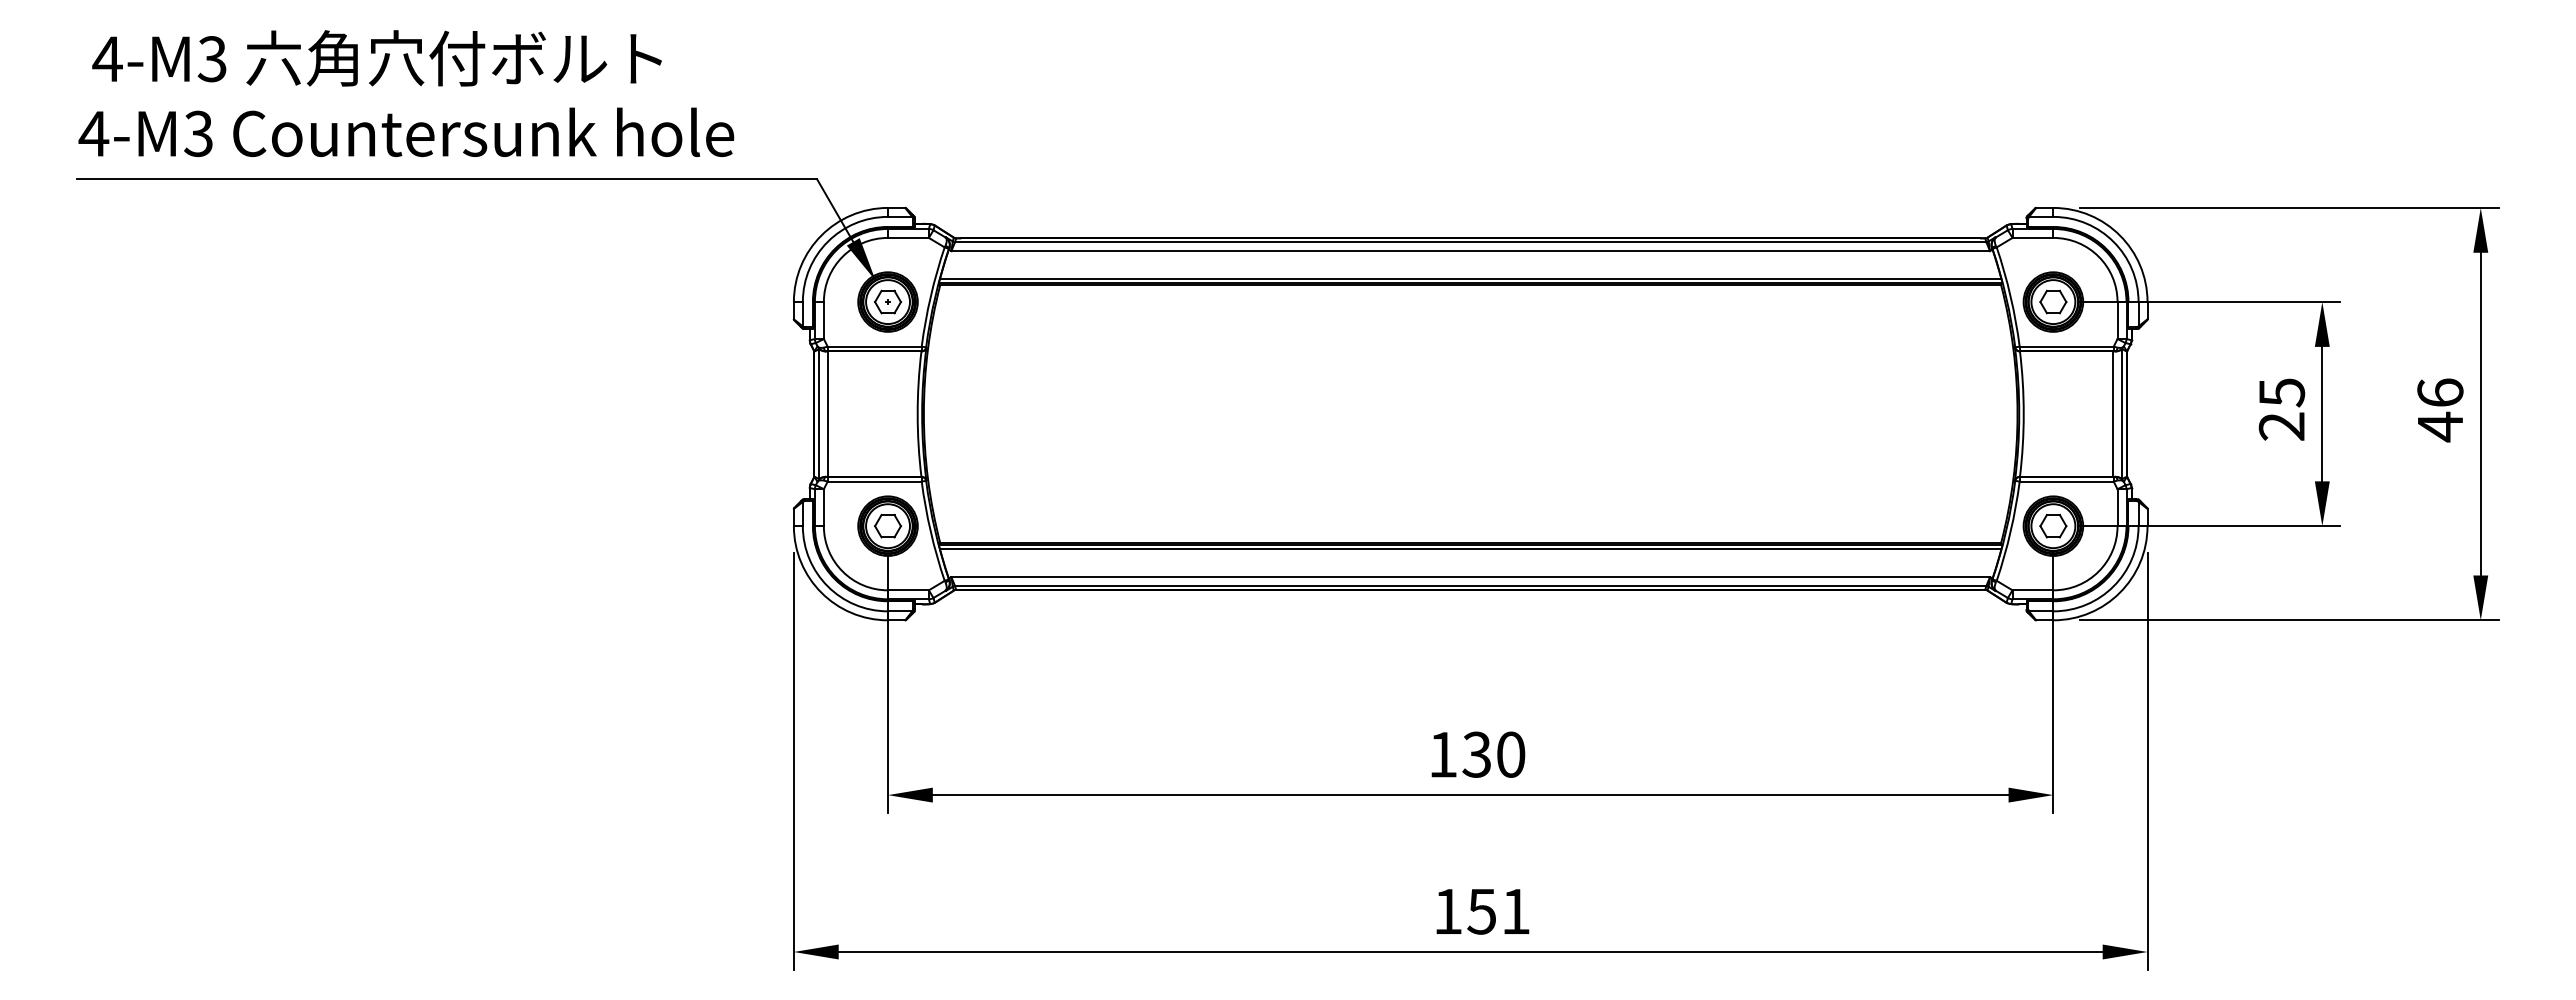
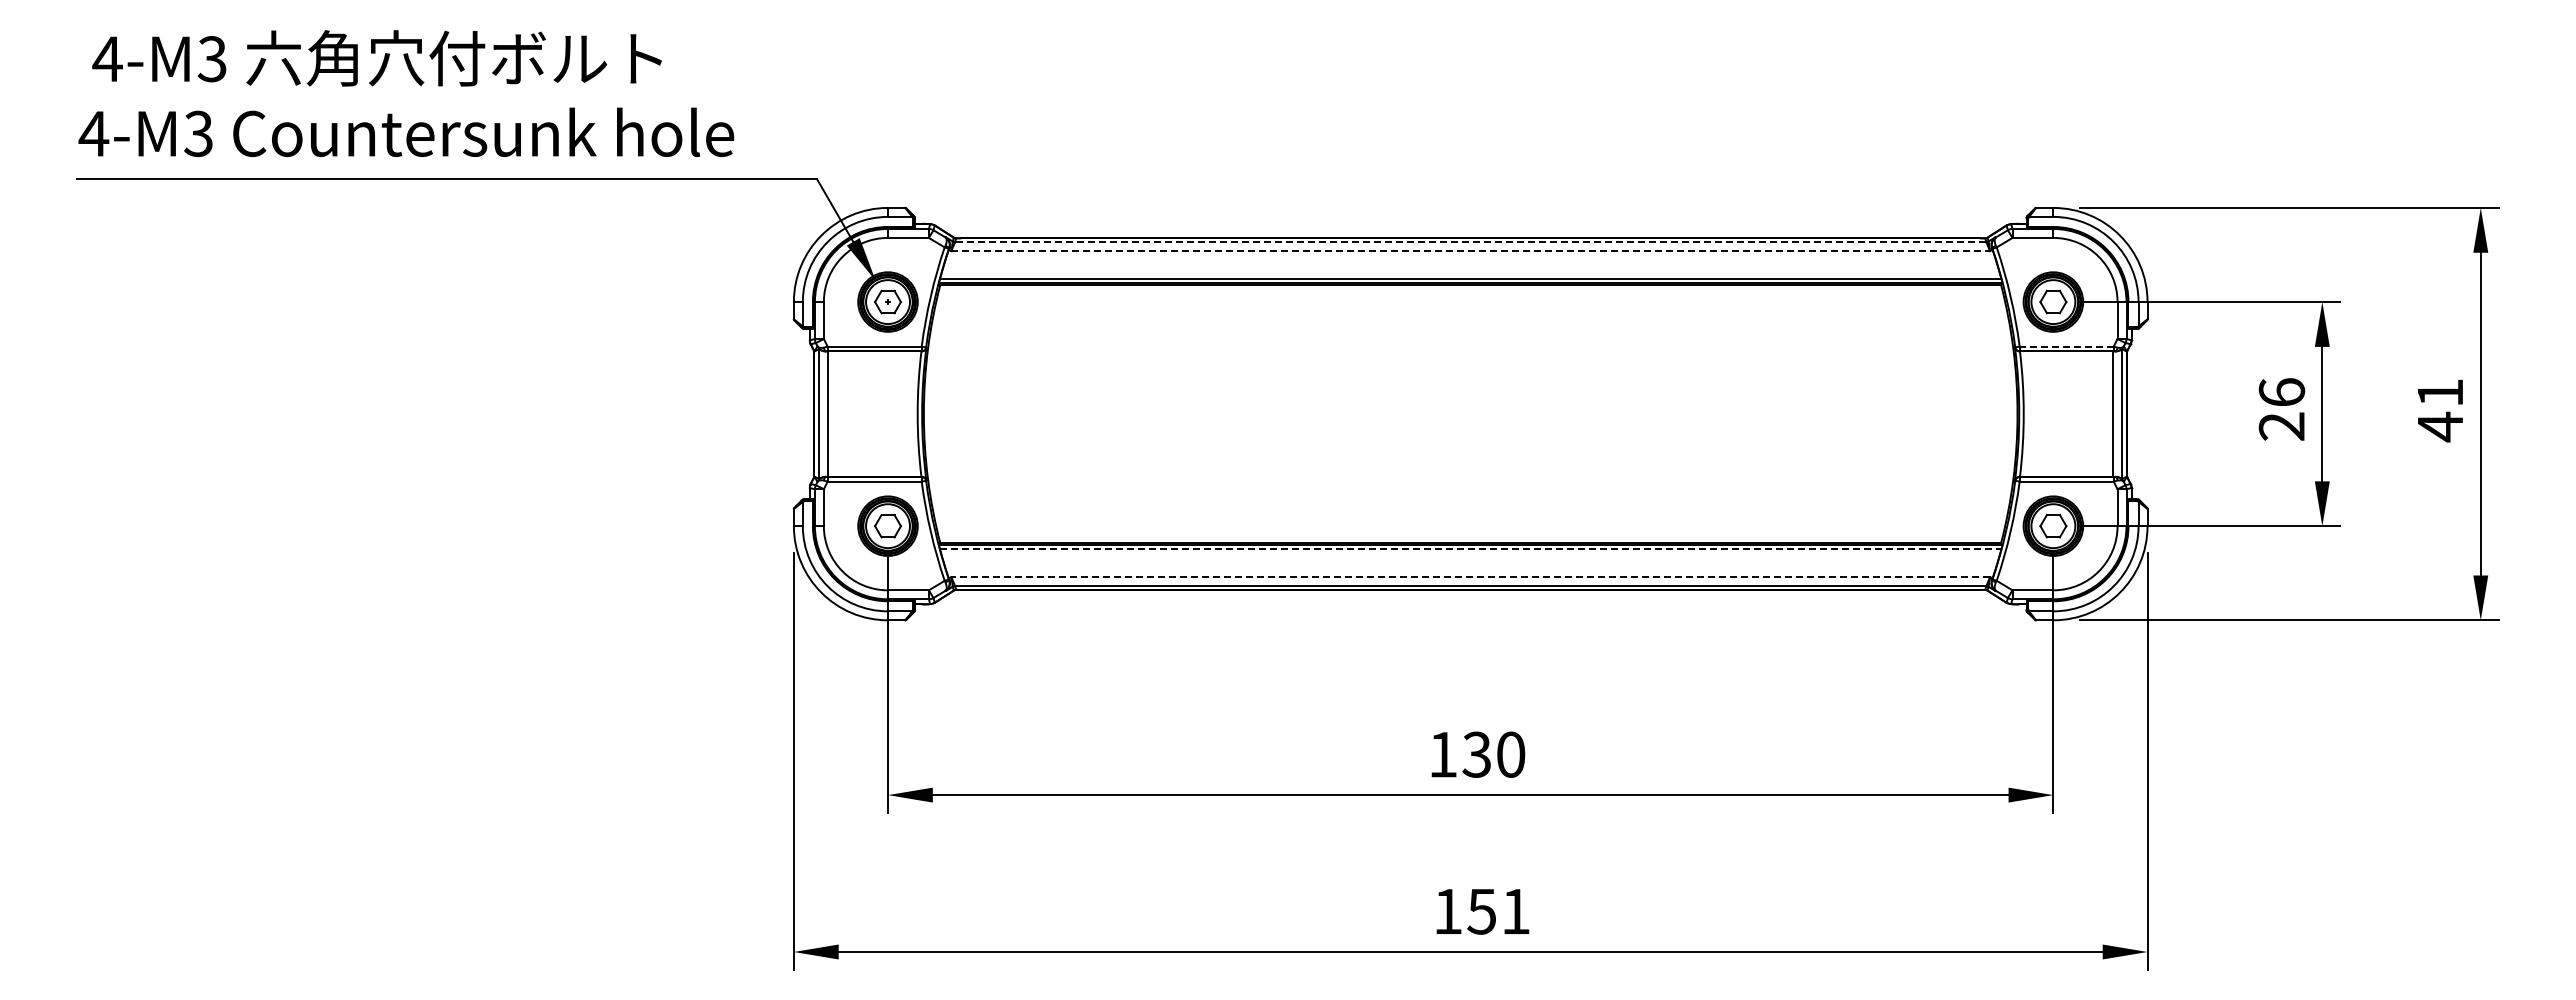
line: solid -> dashed (1470, 242)
line: solid -> dashed (1471, 251)
line: solid -> dashed (2066, 346)
text: 25 -> 26 (2281, 392)
text: 46 -> 41 (2440, 392)
line: solid -> dashed (1470, 549)
line: solid -> dashed (1470, 577)
